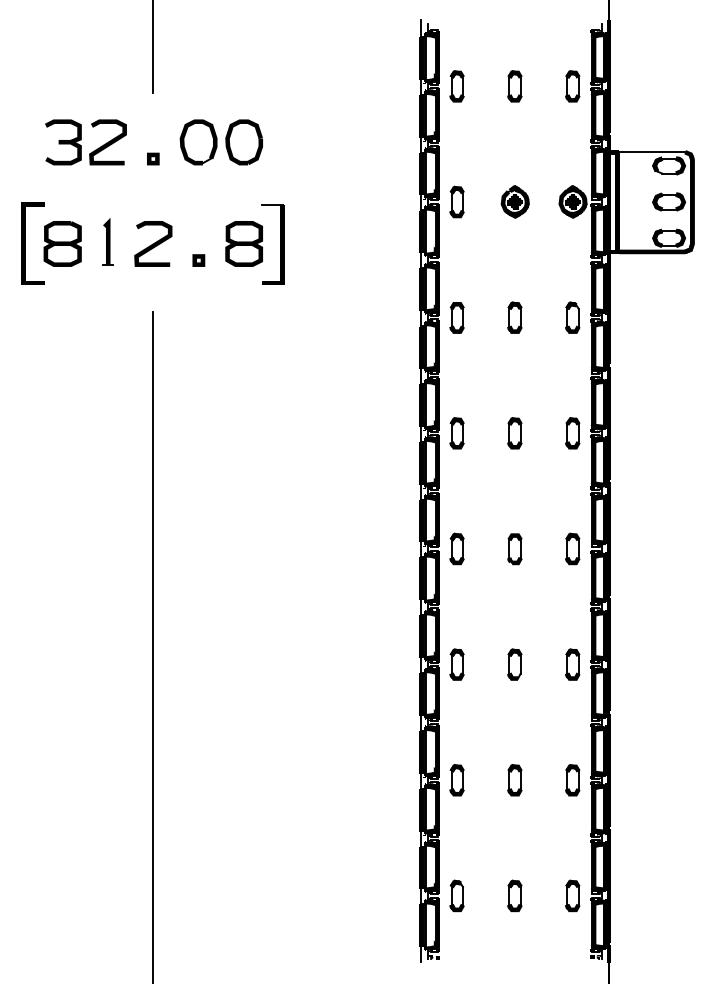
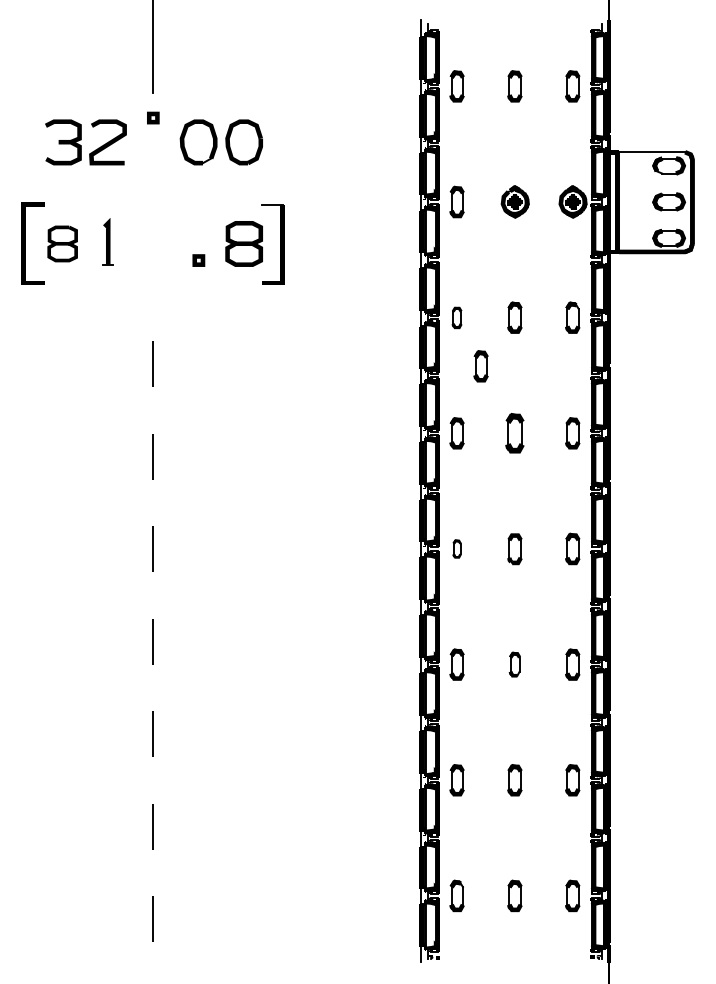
part position: (153, 158) -> (153, 117) (153, 117)
part size: 39x46 px -> 31x38 px (62, 243)
curve: present -> none (153, 243)
part size: 16x32 px -> 12x24 px (456, 317)
part: none -> present (480, 366)
part size: 16x33 px -> 20x41 px (514, 433)
part size: 16x34 px -> 10x20 px (456, 548)
line: solid -> dashed (153, 647)
part size: 16x33 px -> 13x27 px (514, 664)
